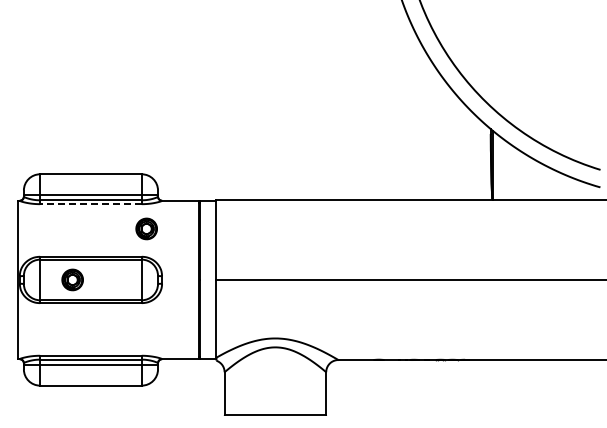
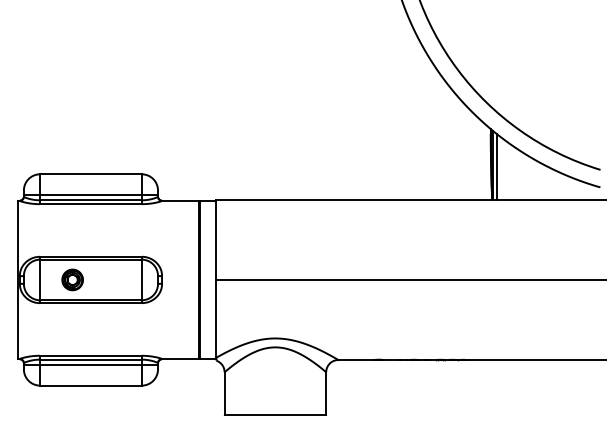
line: none -> present (496, 166)
line: dashed -> solid (90, 204)
part: present -> none (146, 228)
